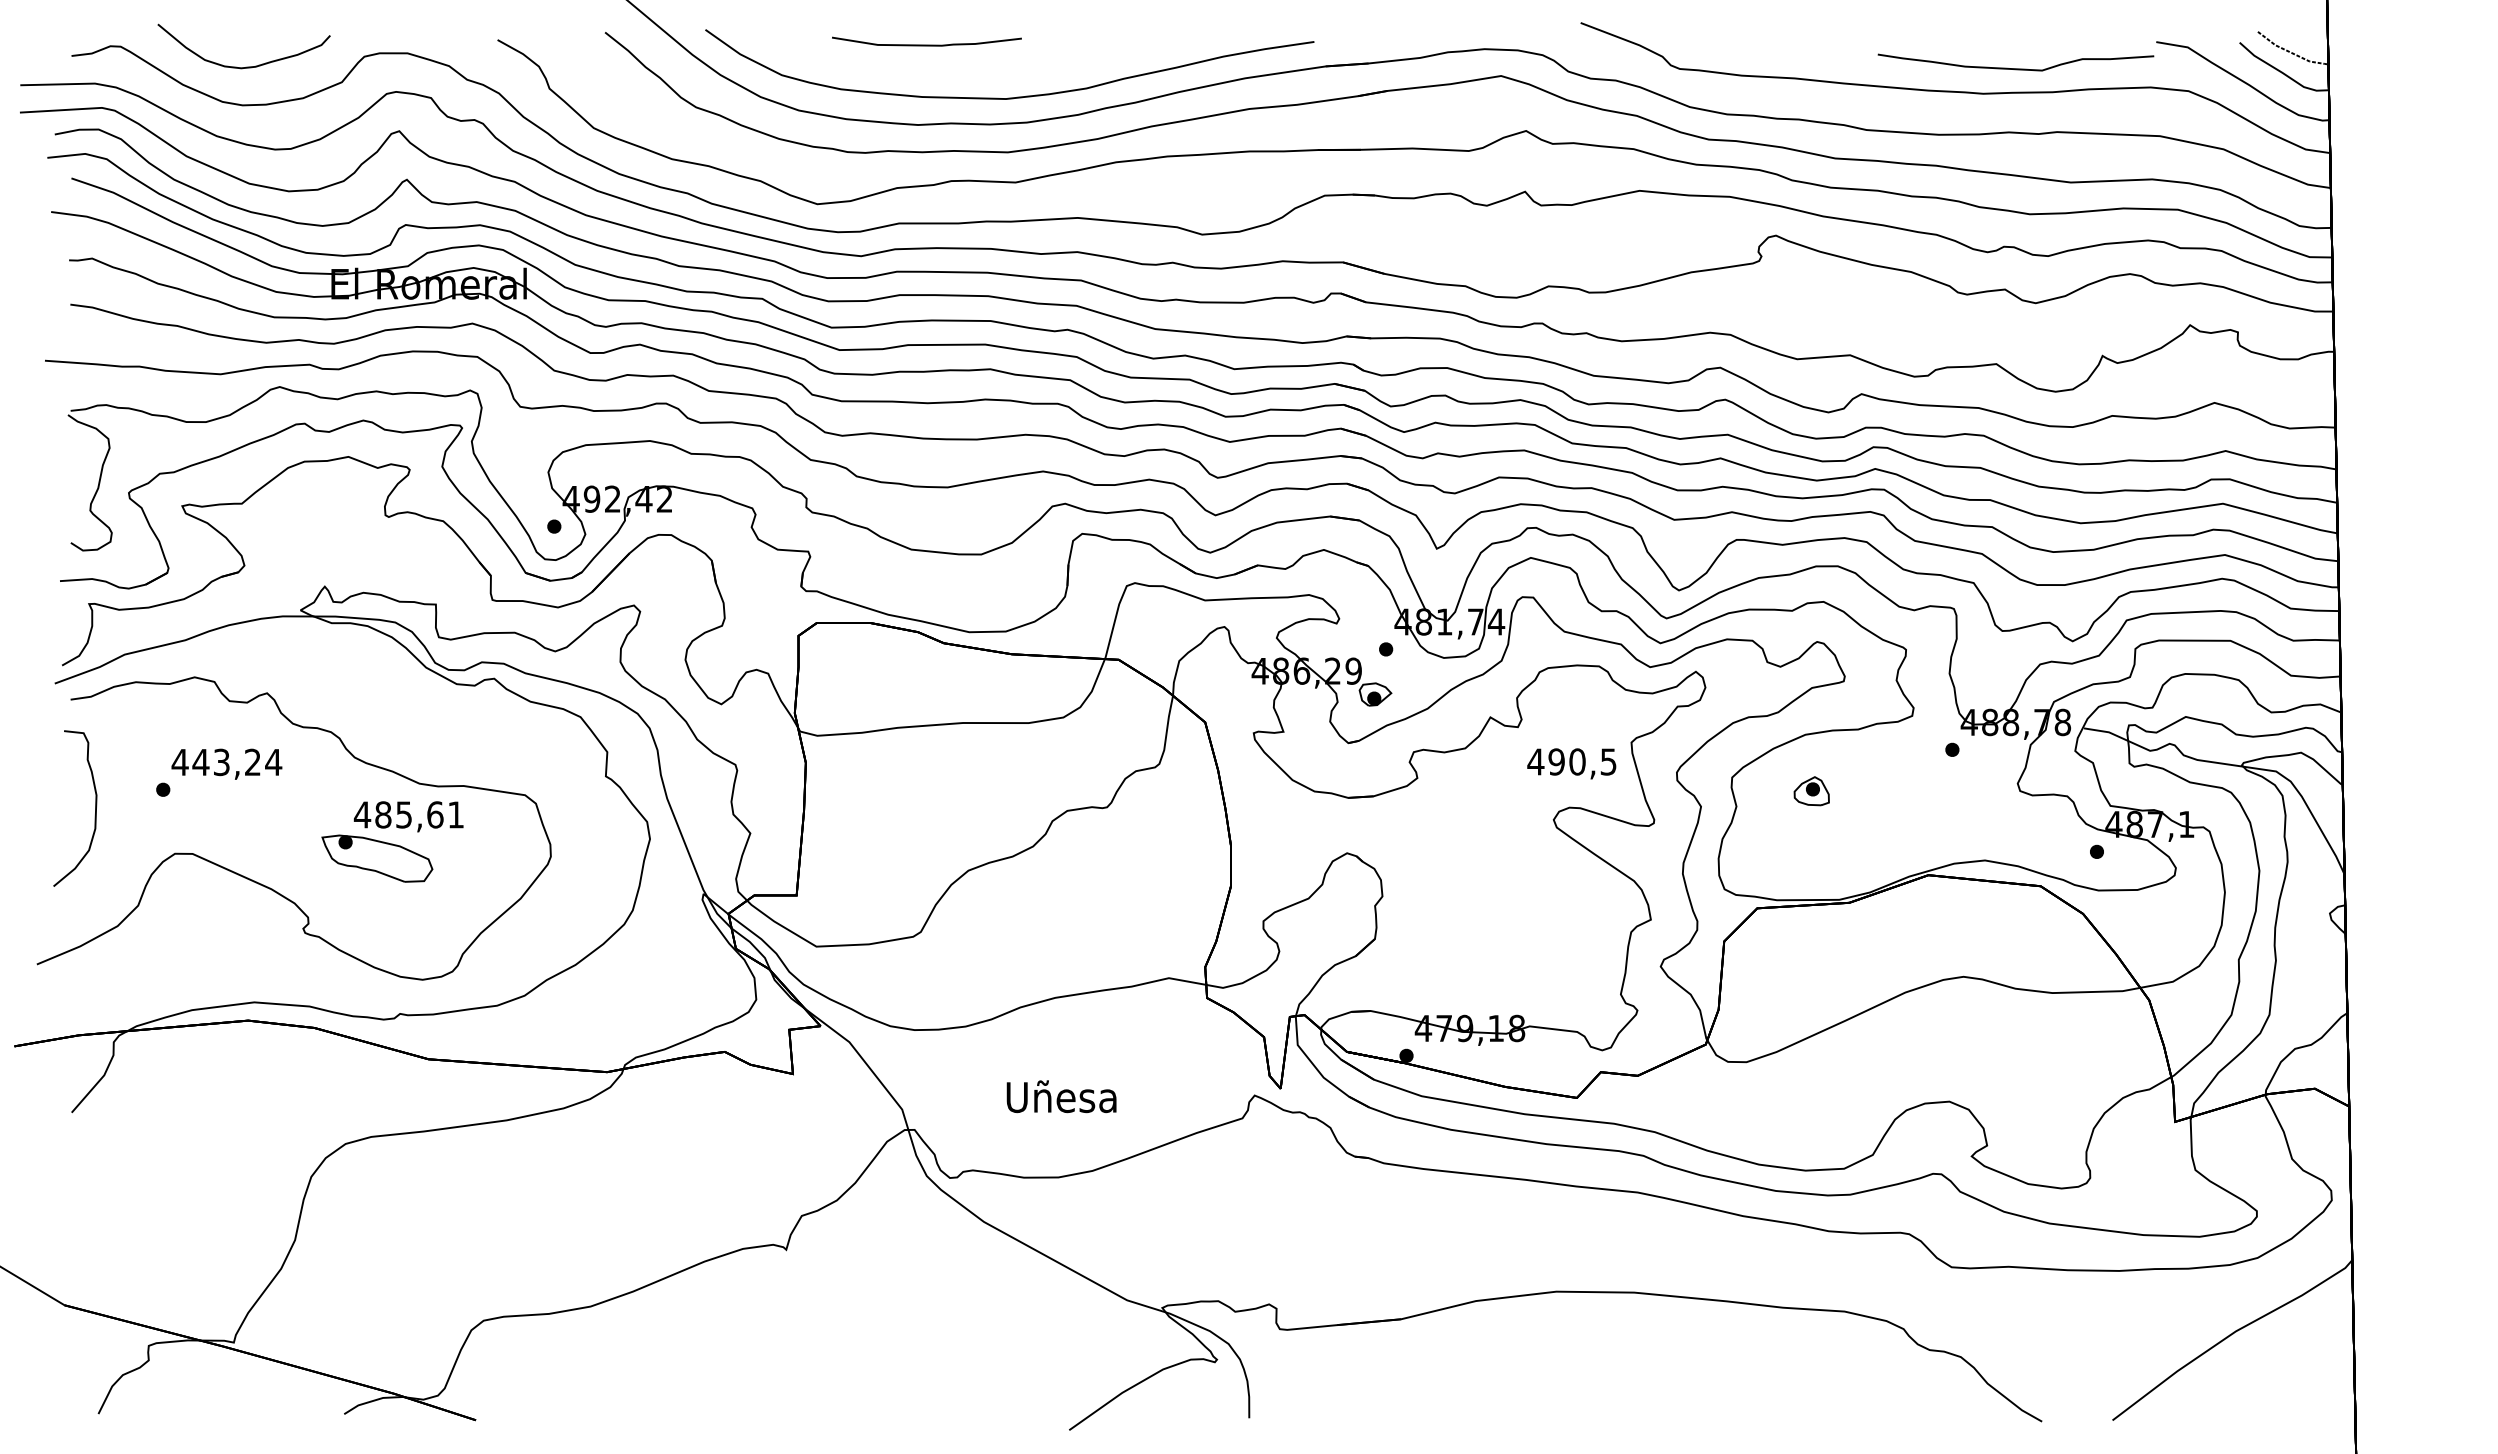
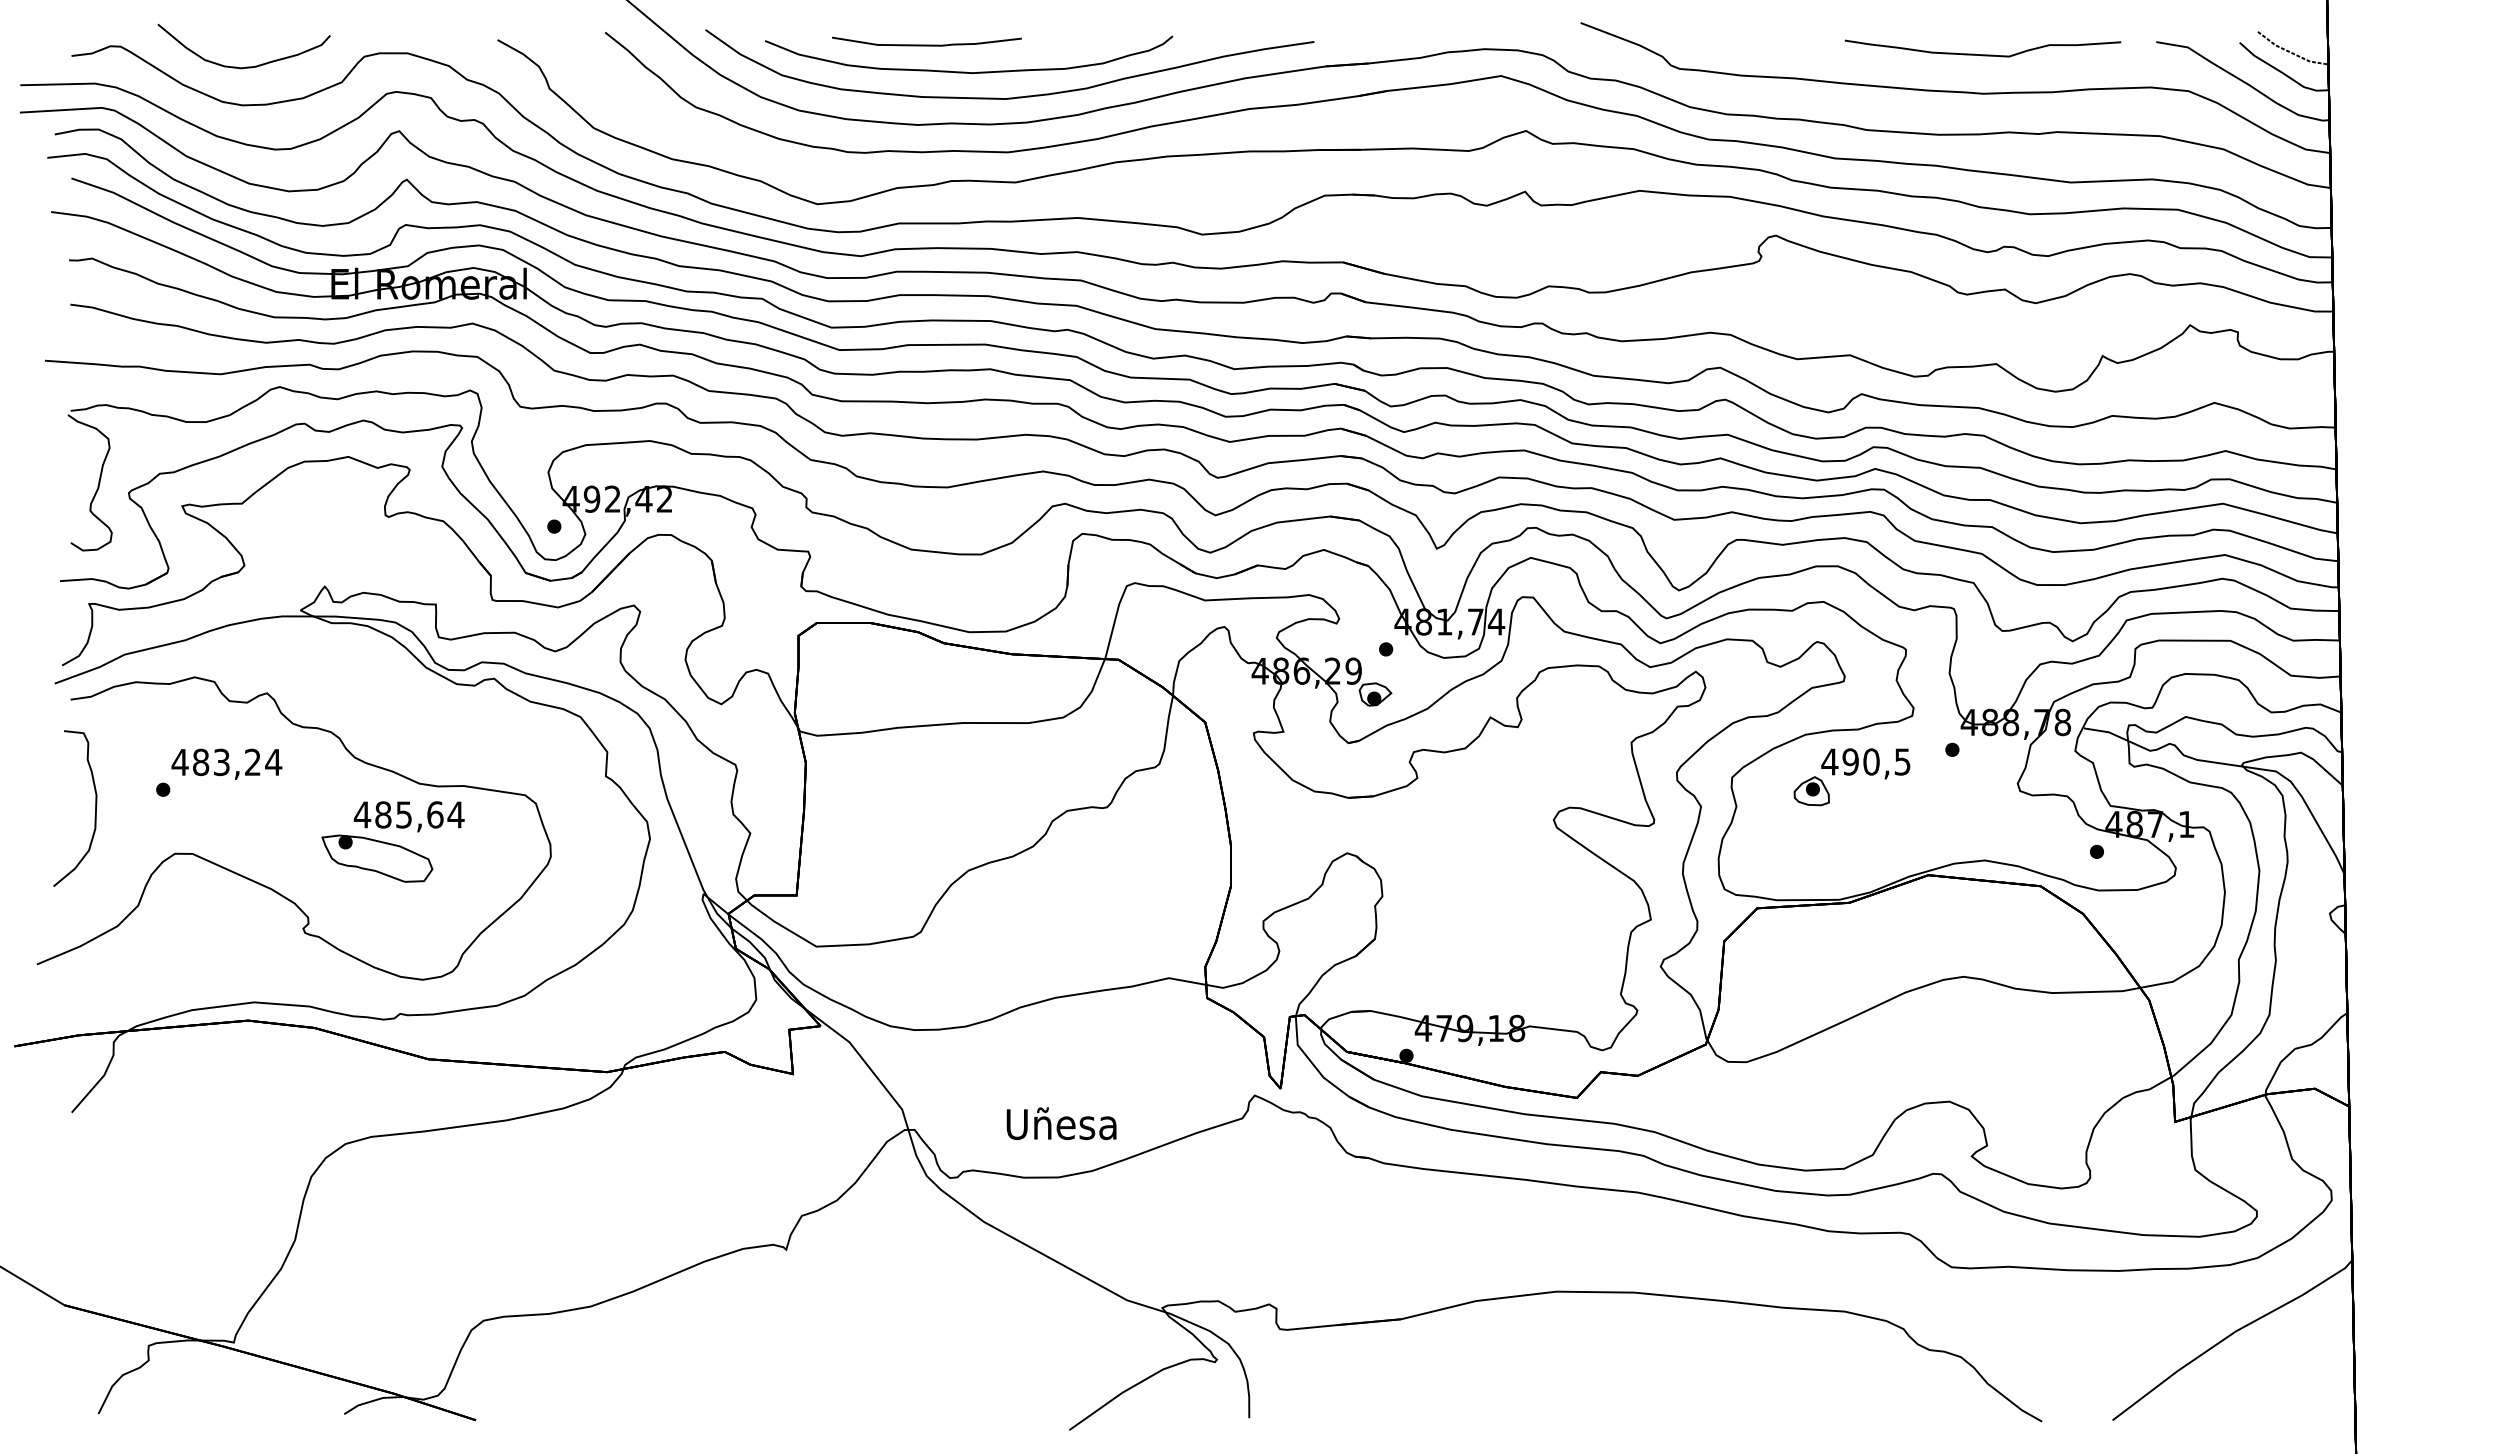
curve position: (2015, 68) -> (1982, 54) (1982, 54)
curve: none -> present (966, 71)
text: 443,24 -> 483,24 (200, 762)
text position: (1571, 763) -> (1865, 763) (1865, 763)
text: 485,61 -> 485,64 (455, 814)
text position: (1061, 1096) -> (1061, 1123) (1061, 1123)
